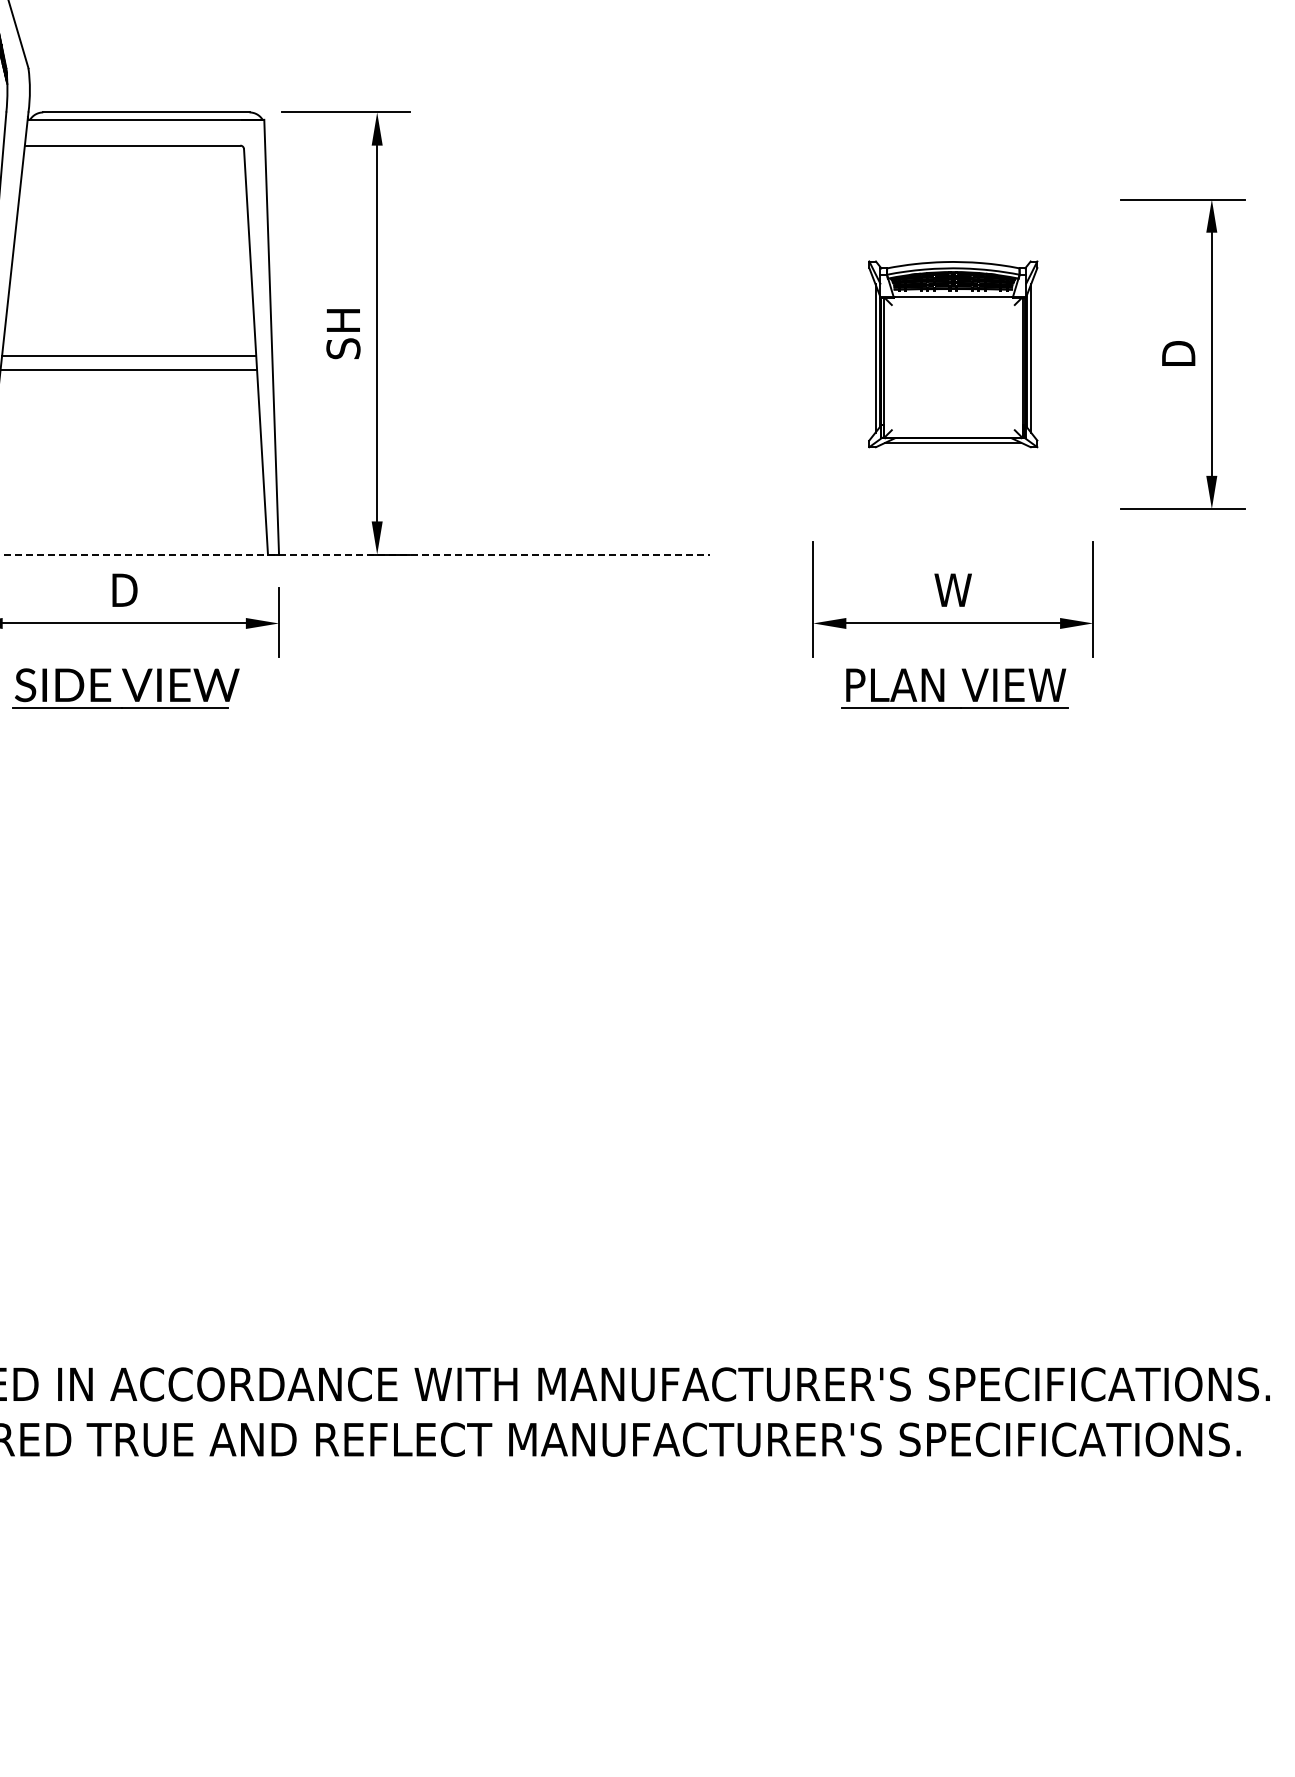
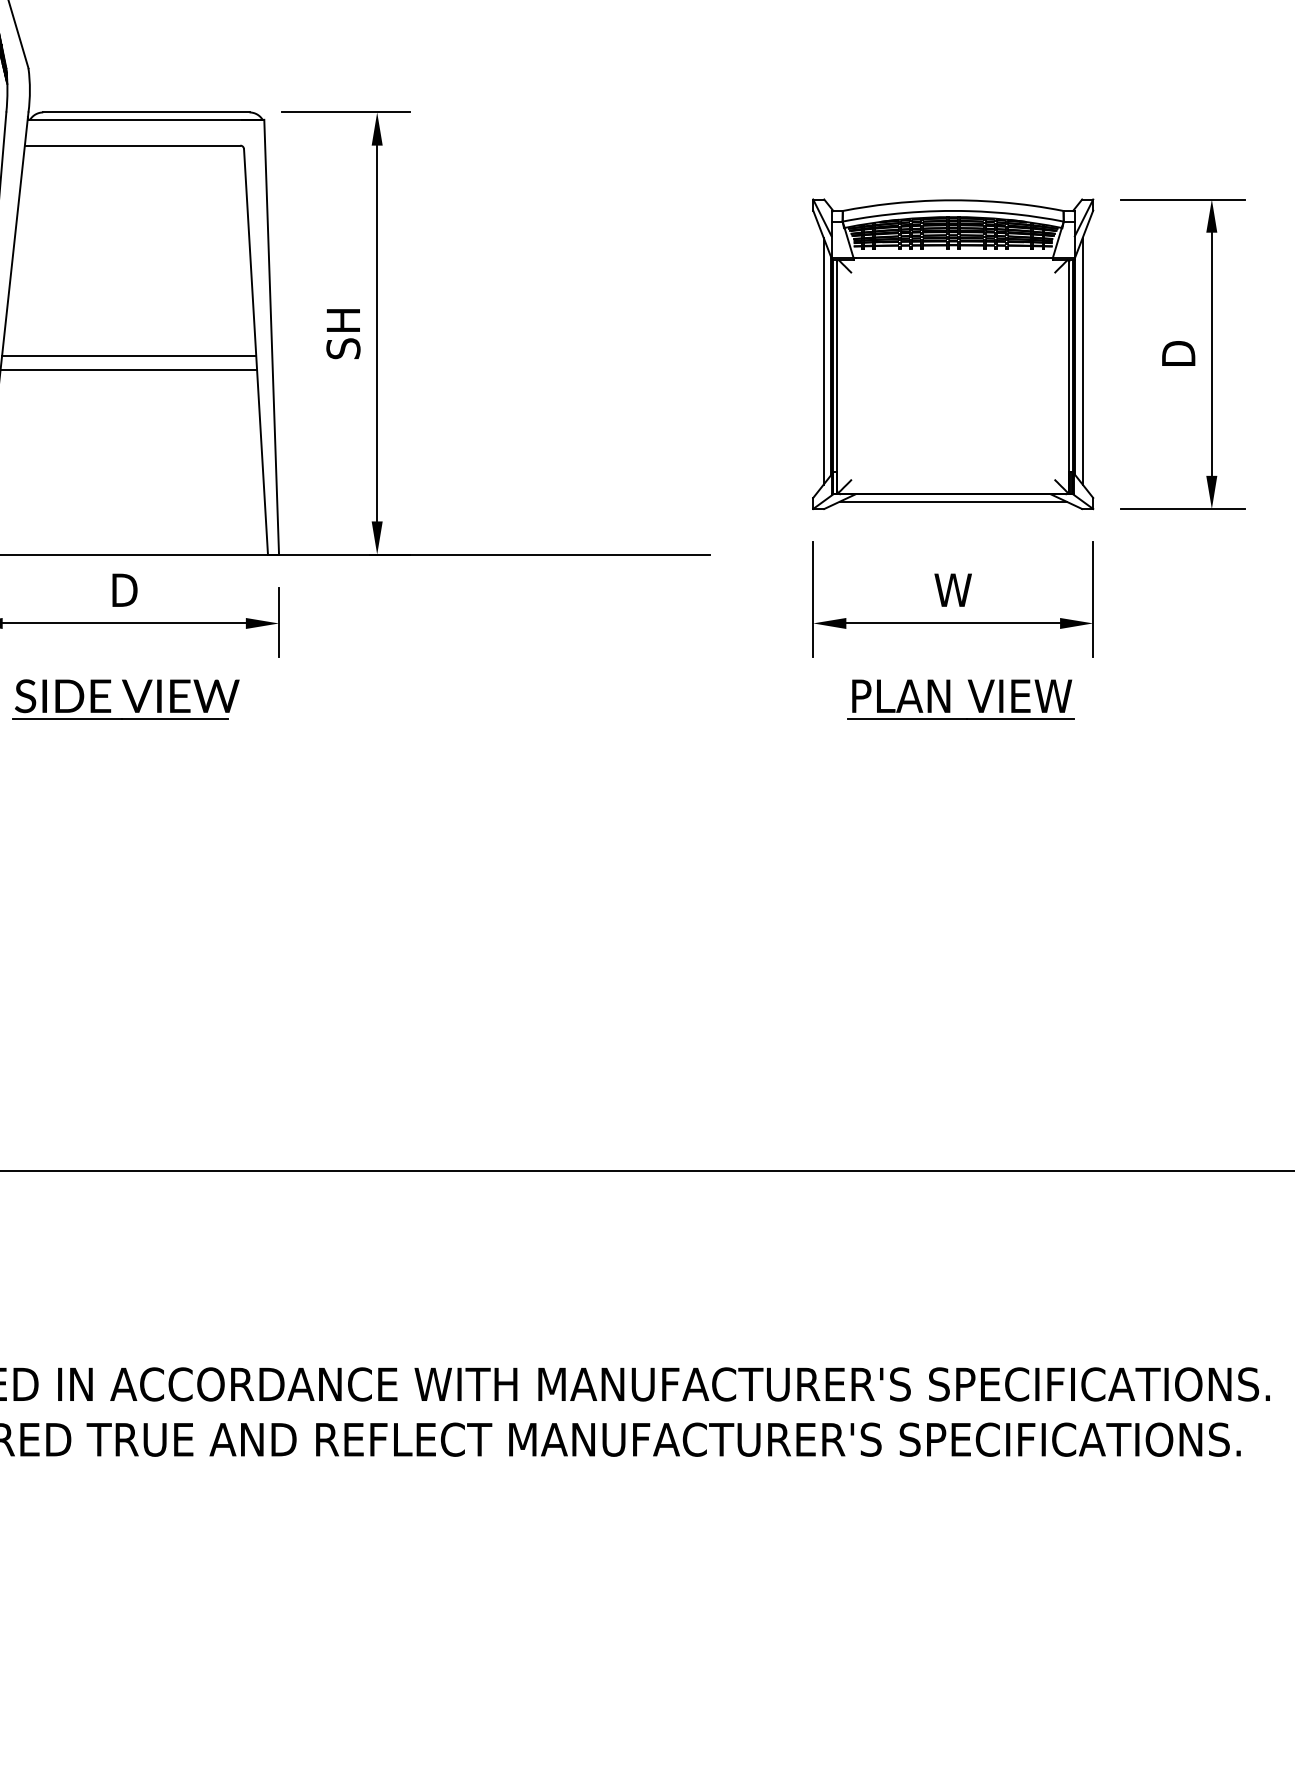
part size: 171x189 px -> 283x313 px (953, 354)
line: dashed -> solid (355, 554)
part position: (125, 688) -> (125, 699) (125, 699)
part position: (944, 688) -> (950, 699) (950, 699)
line: none -> present (646, 1171)
